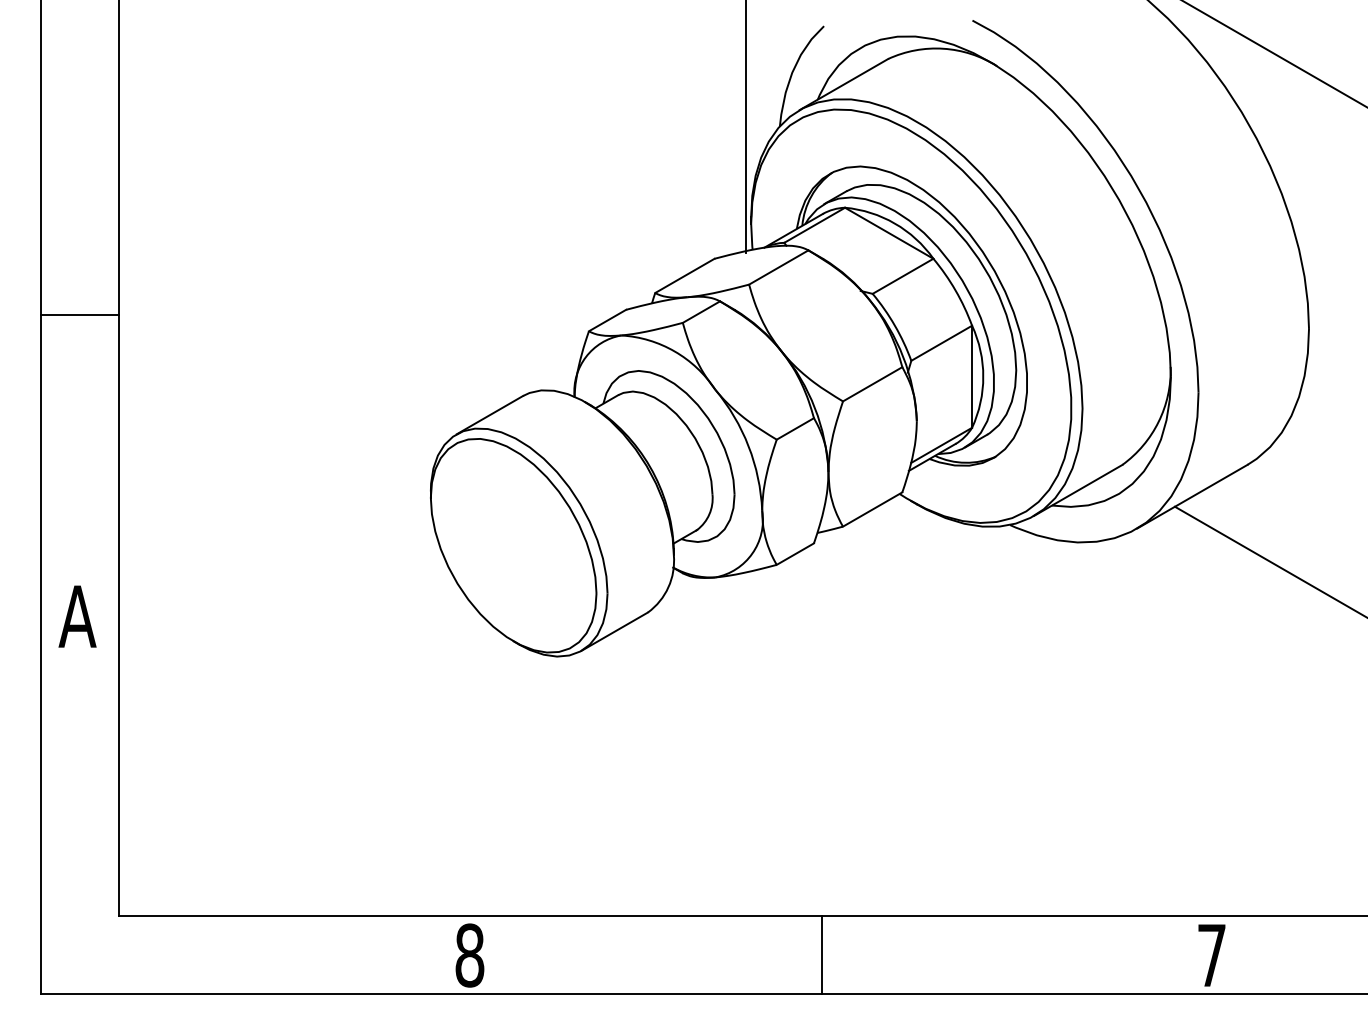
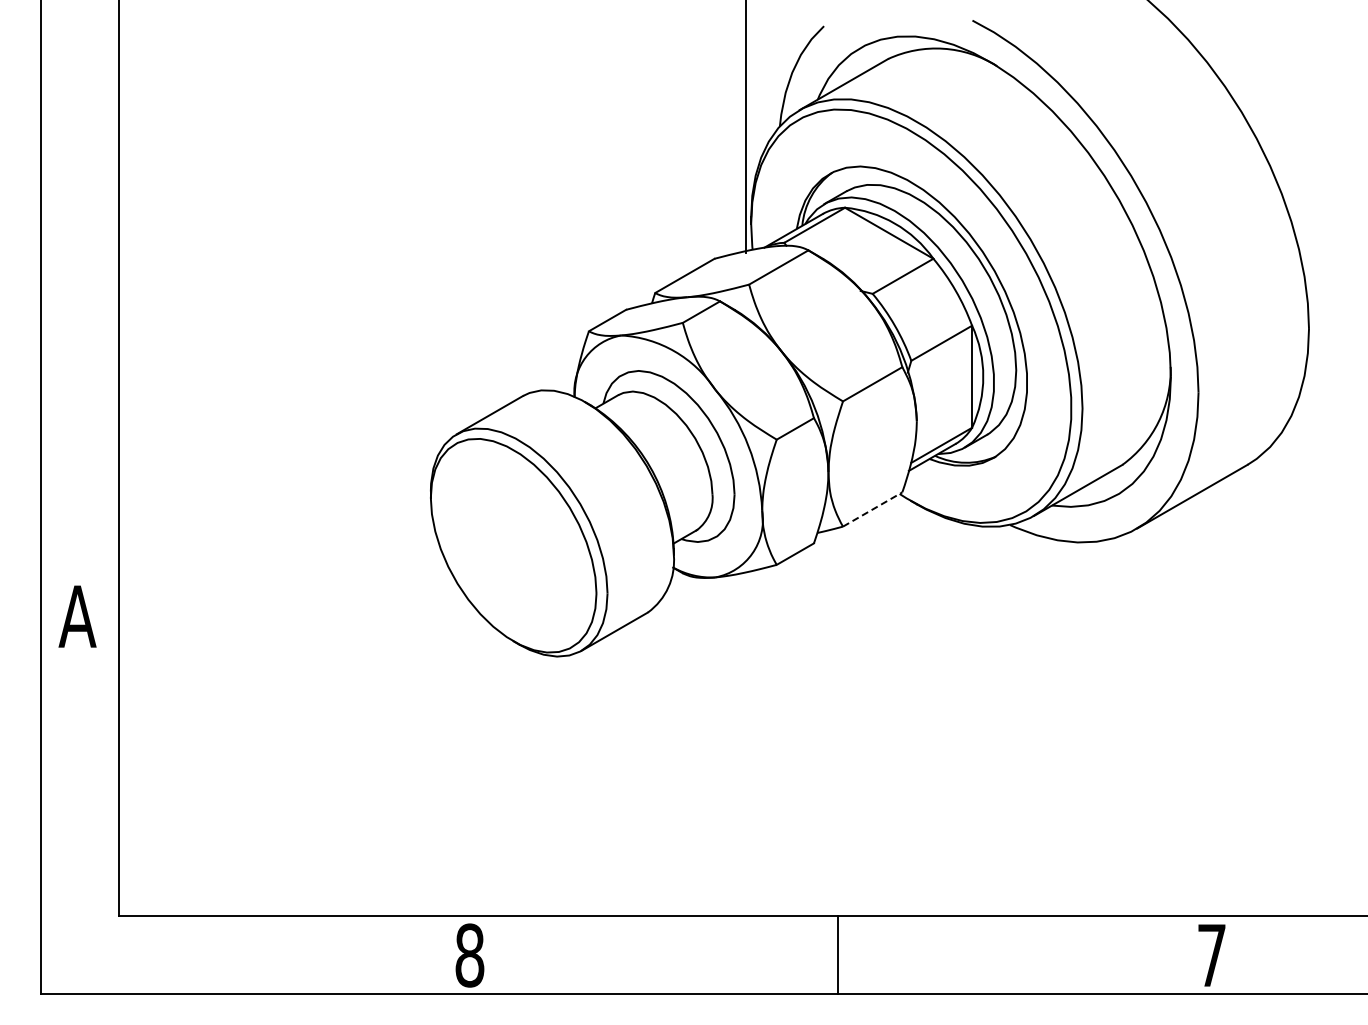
line: present -> none (1274, 53)
line: present -> none (80, 314)
line: solid -> dashed (873, 509)
line: present -> none (1269, 561)
line position: (822, 955) -> (838, 955) (838, 955)
